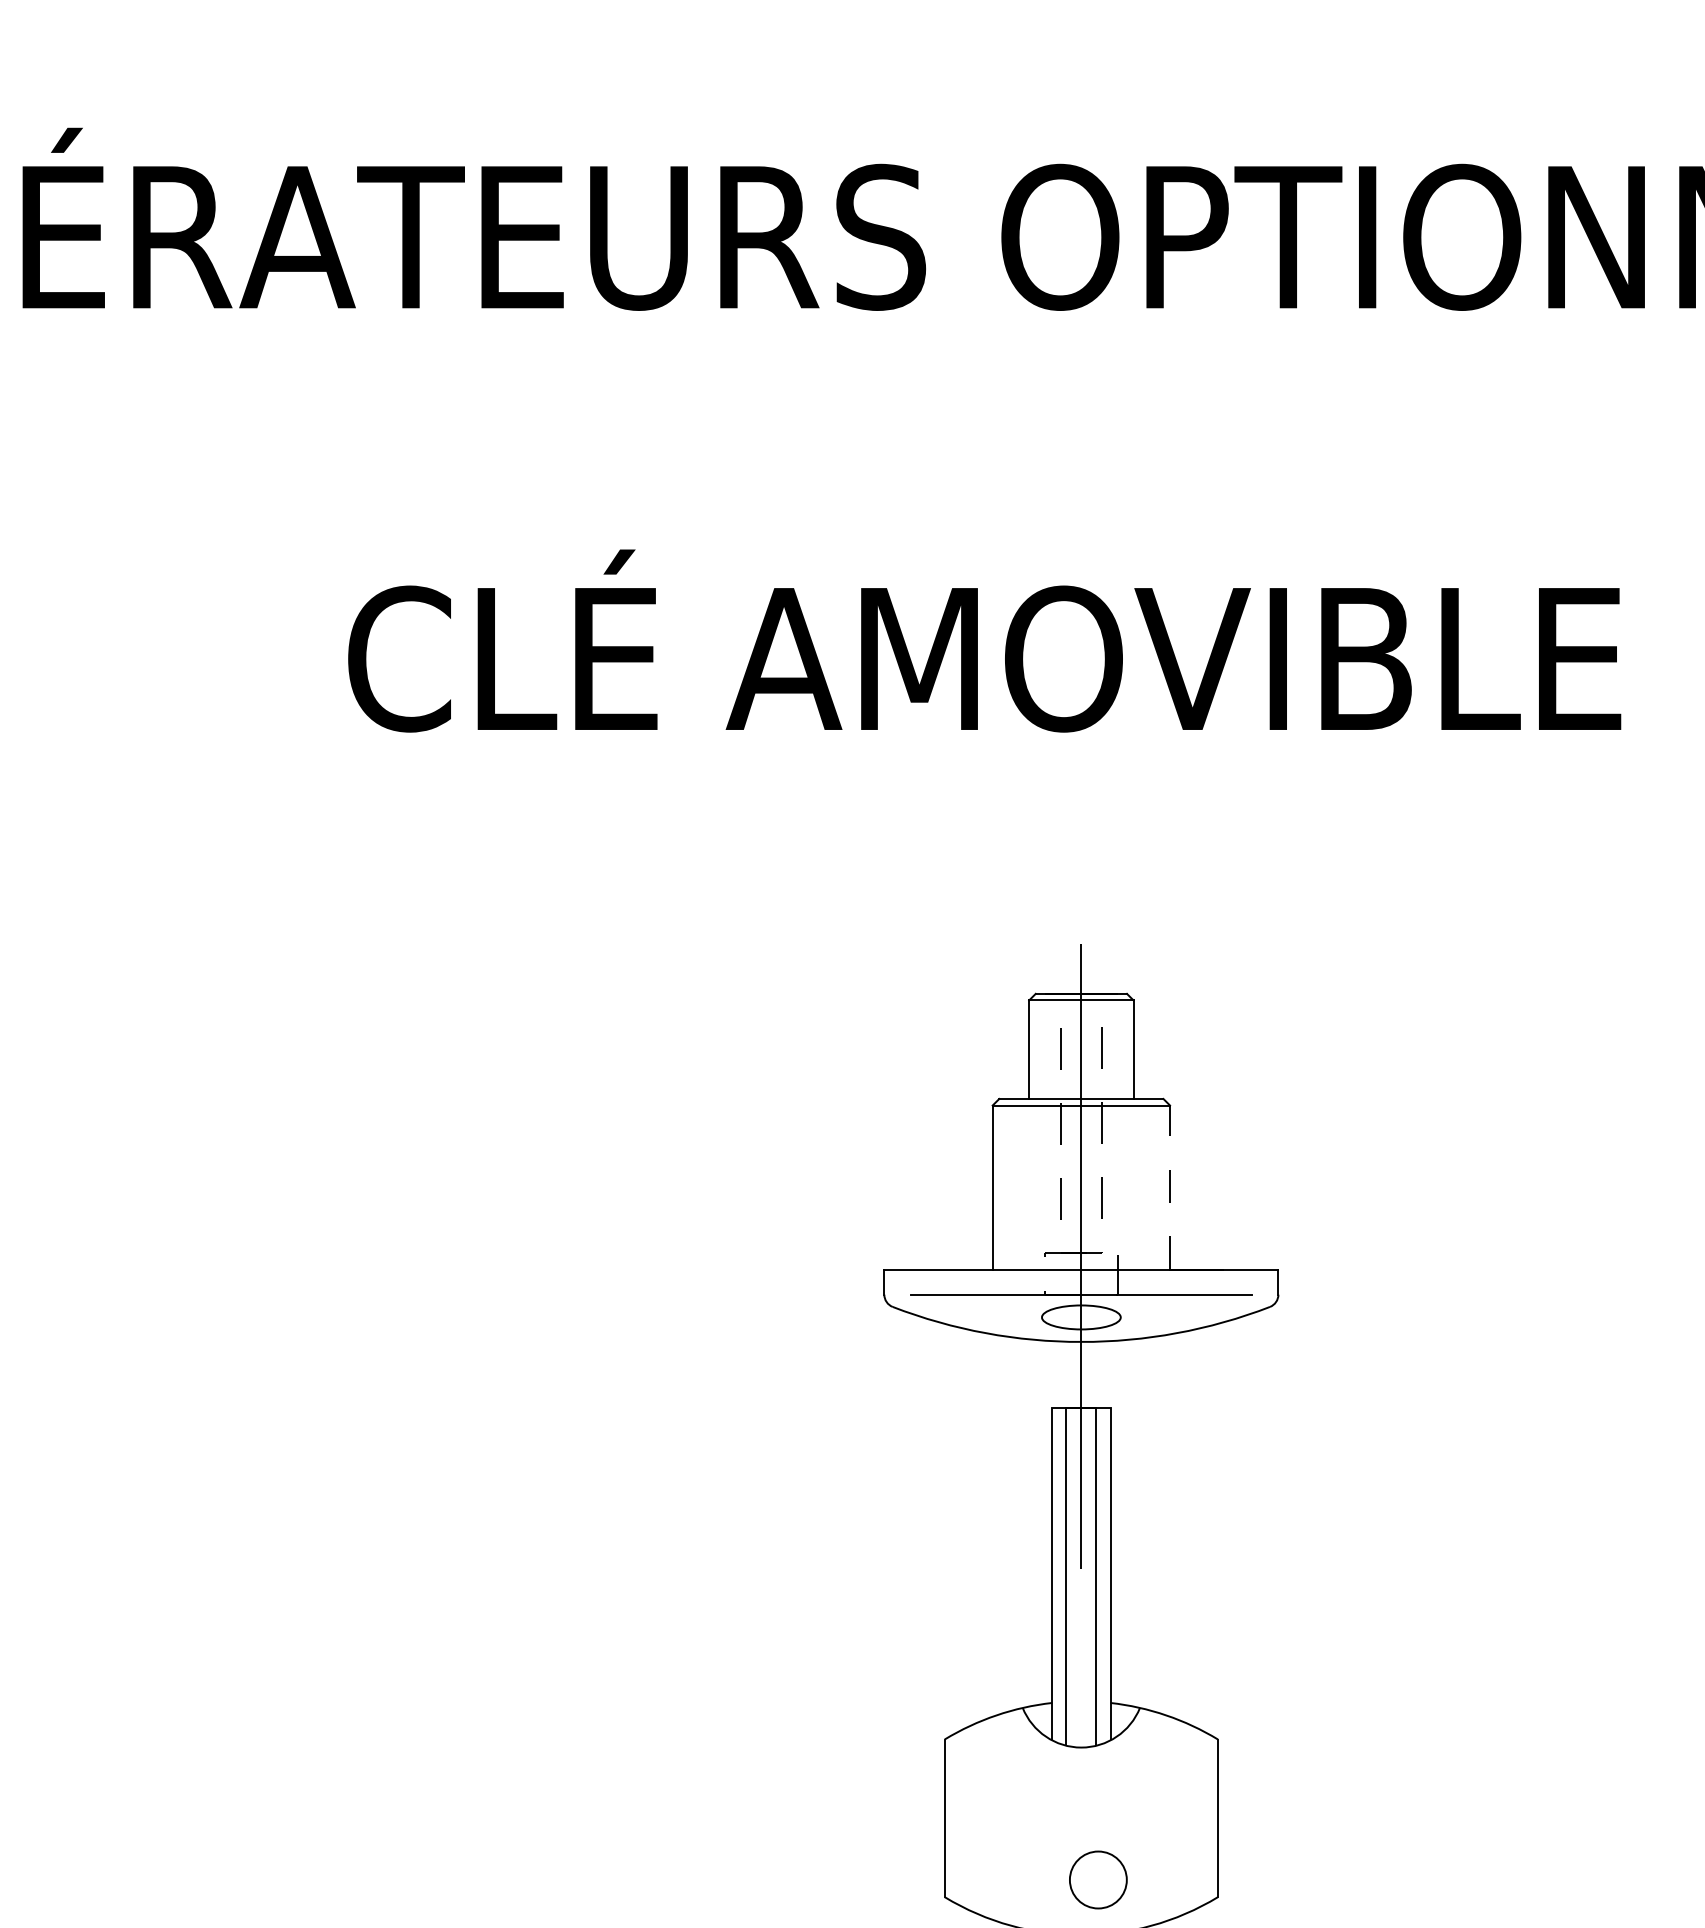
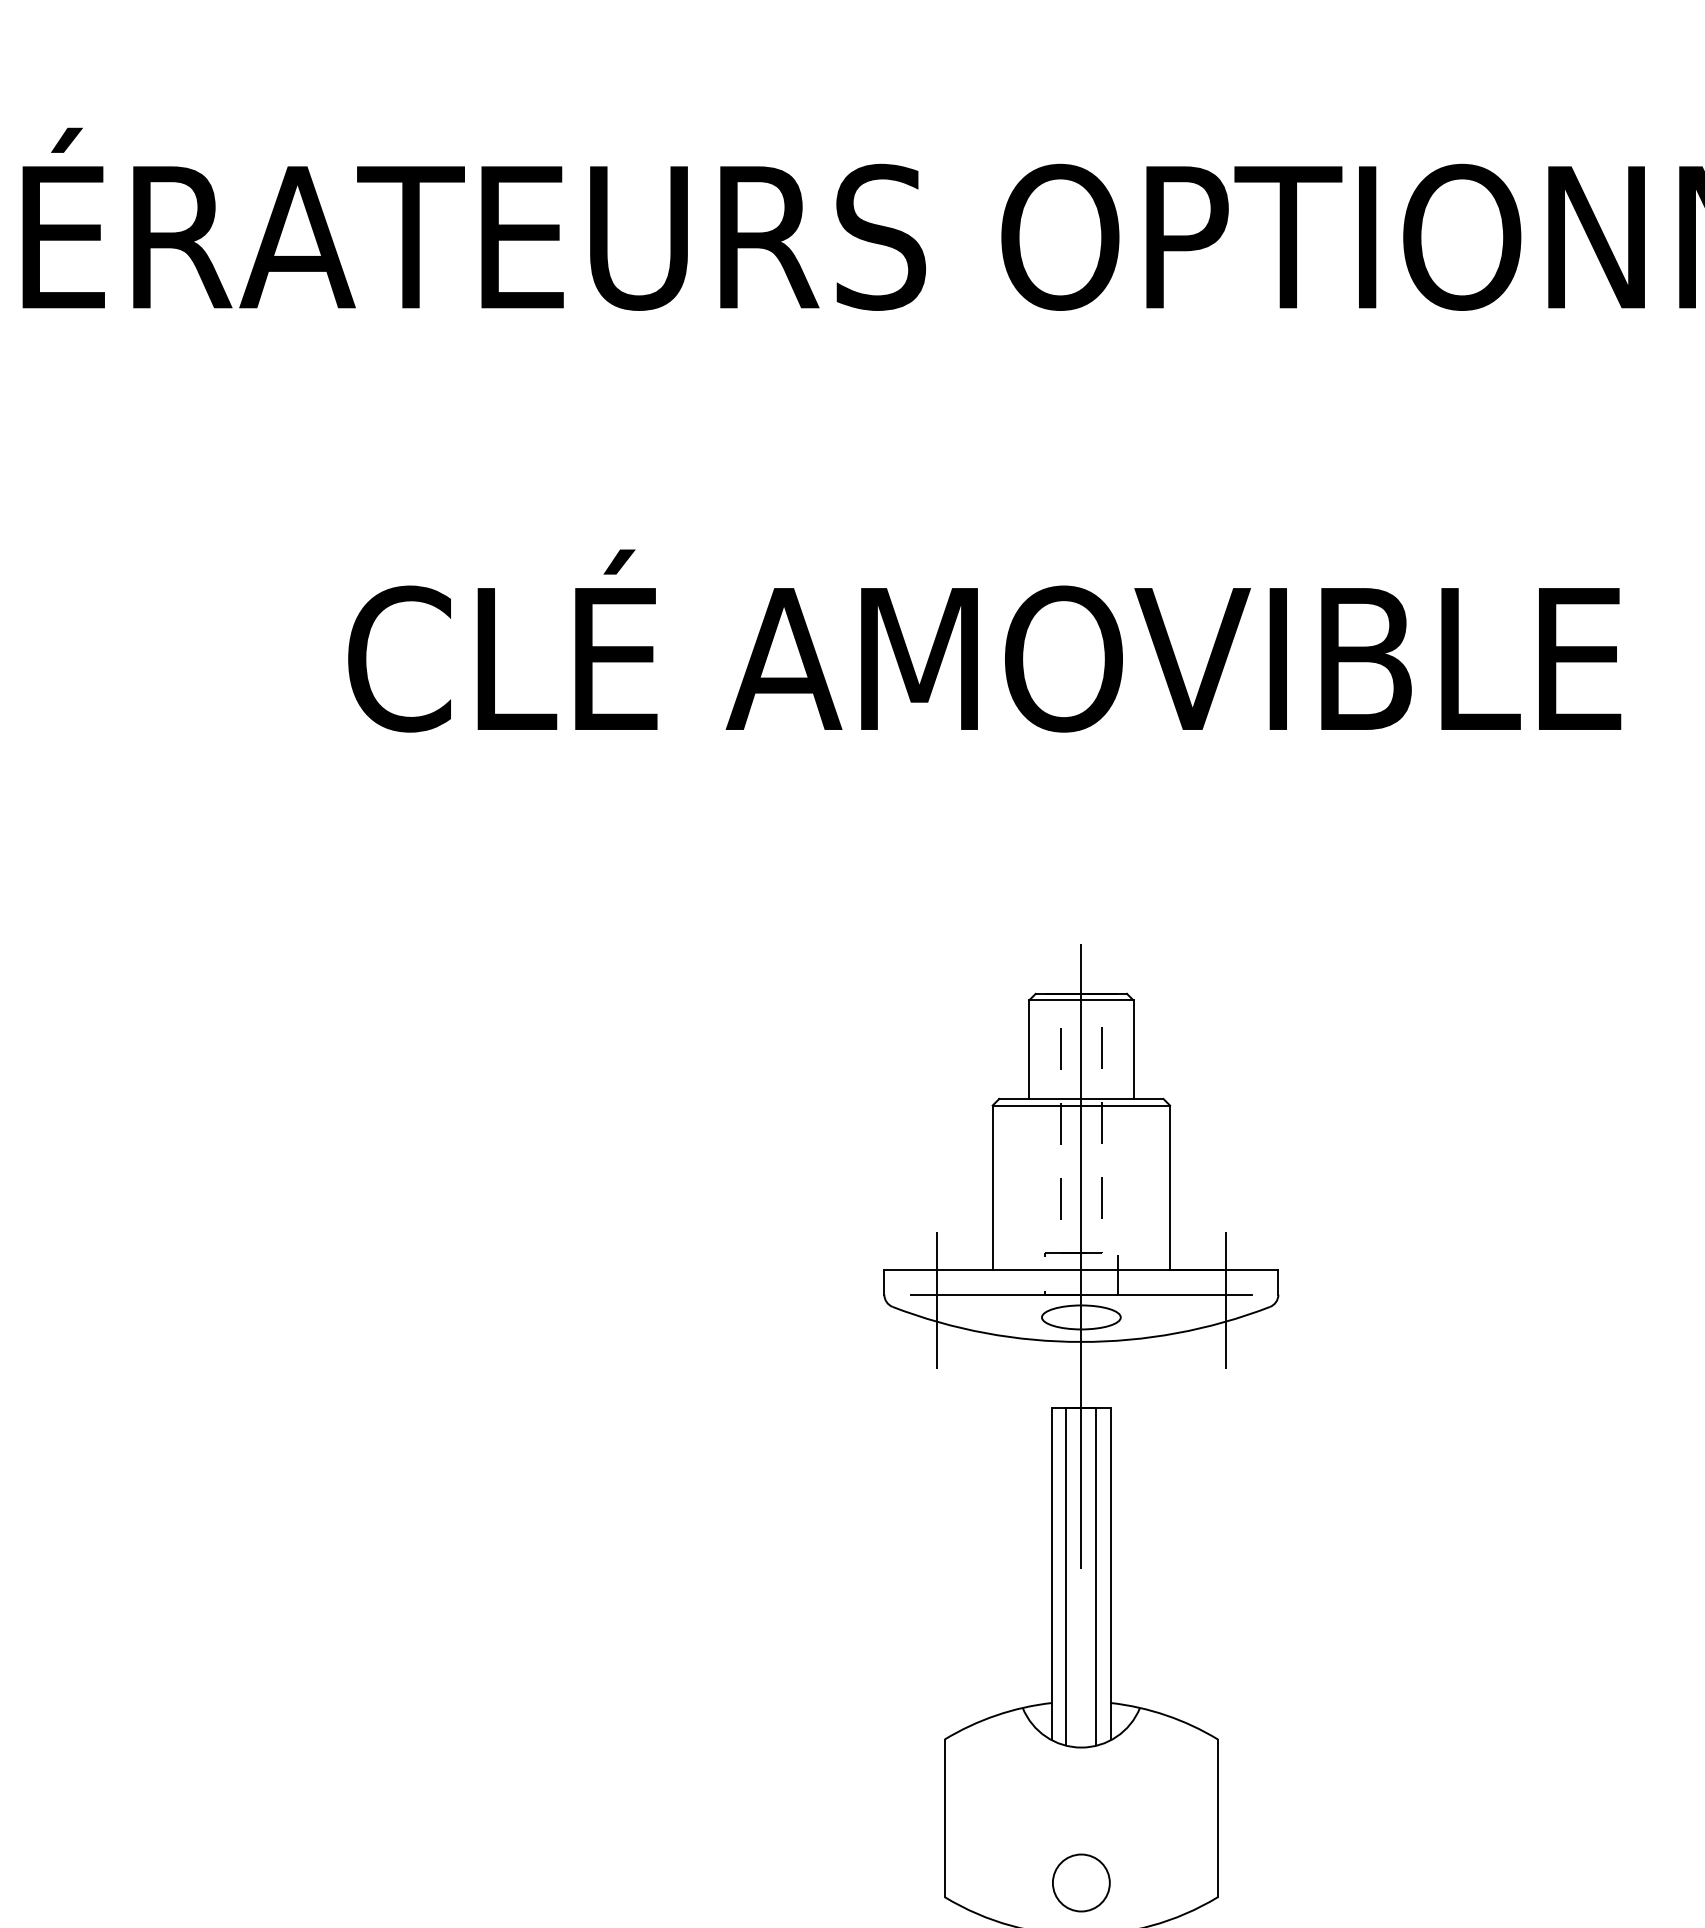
line: dashed -> solid (1170, 1187)
line: none -> present (936, 1300)
line: none -> present (1225, 1300)
circle position: (1098, 1879) -> (1081, 1882) (1081, 1882)
